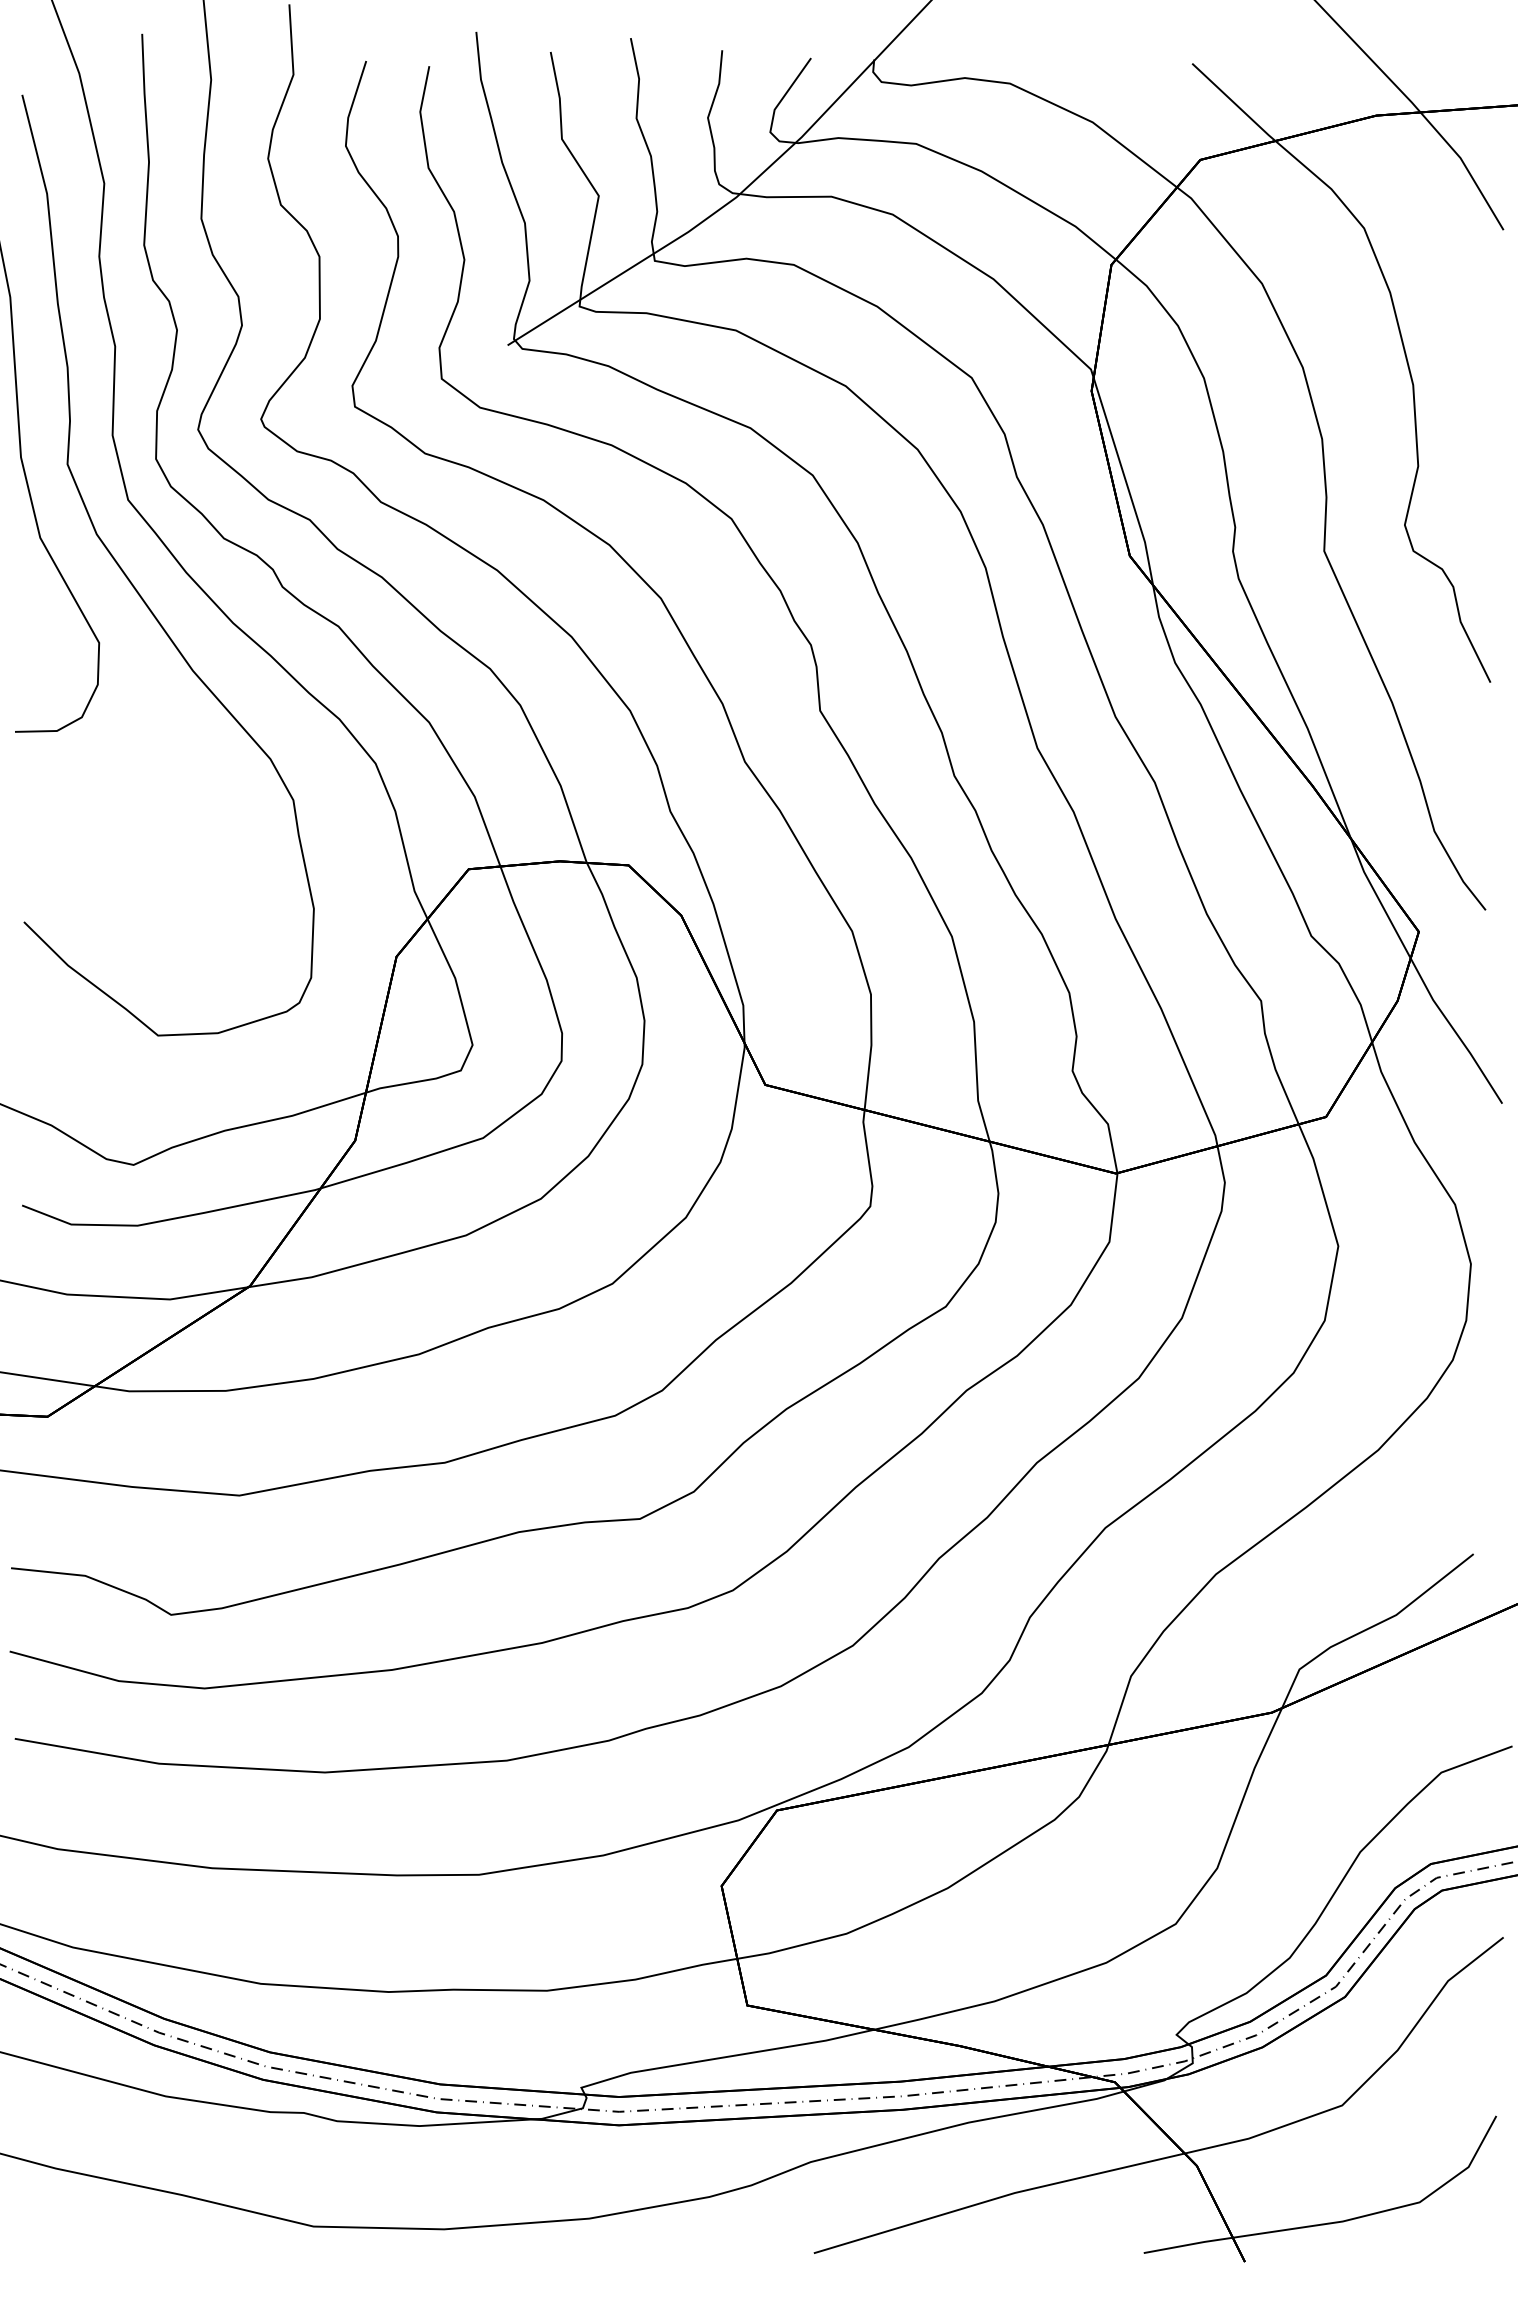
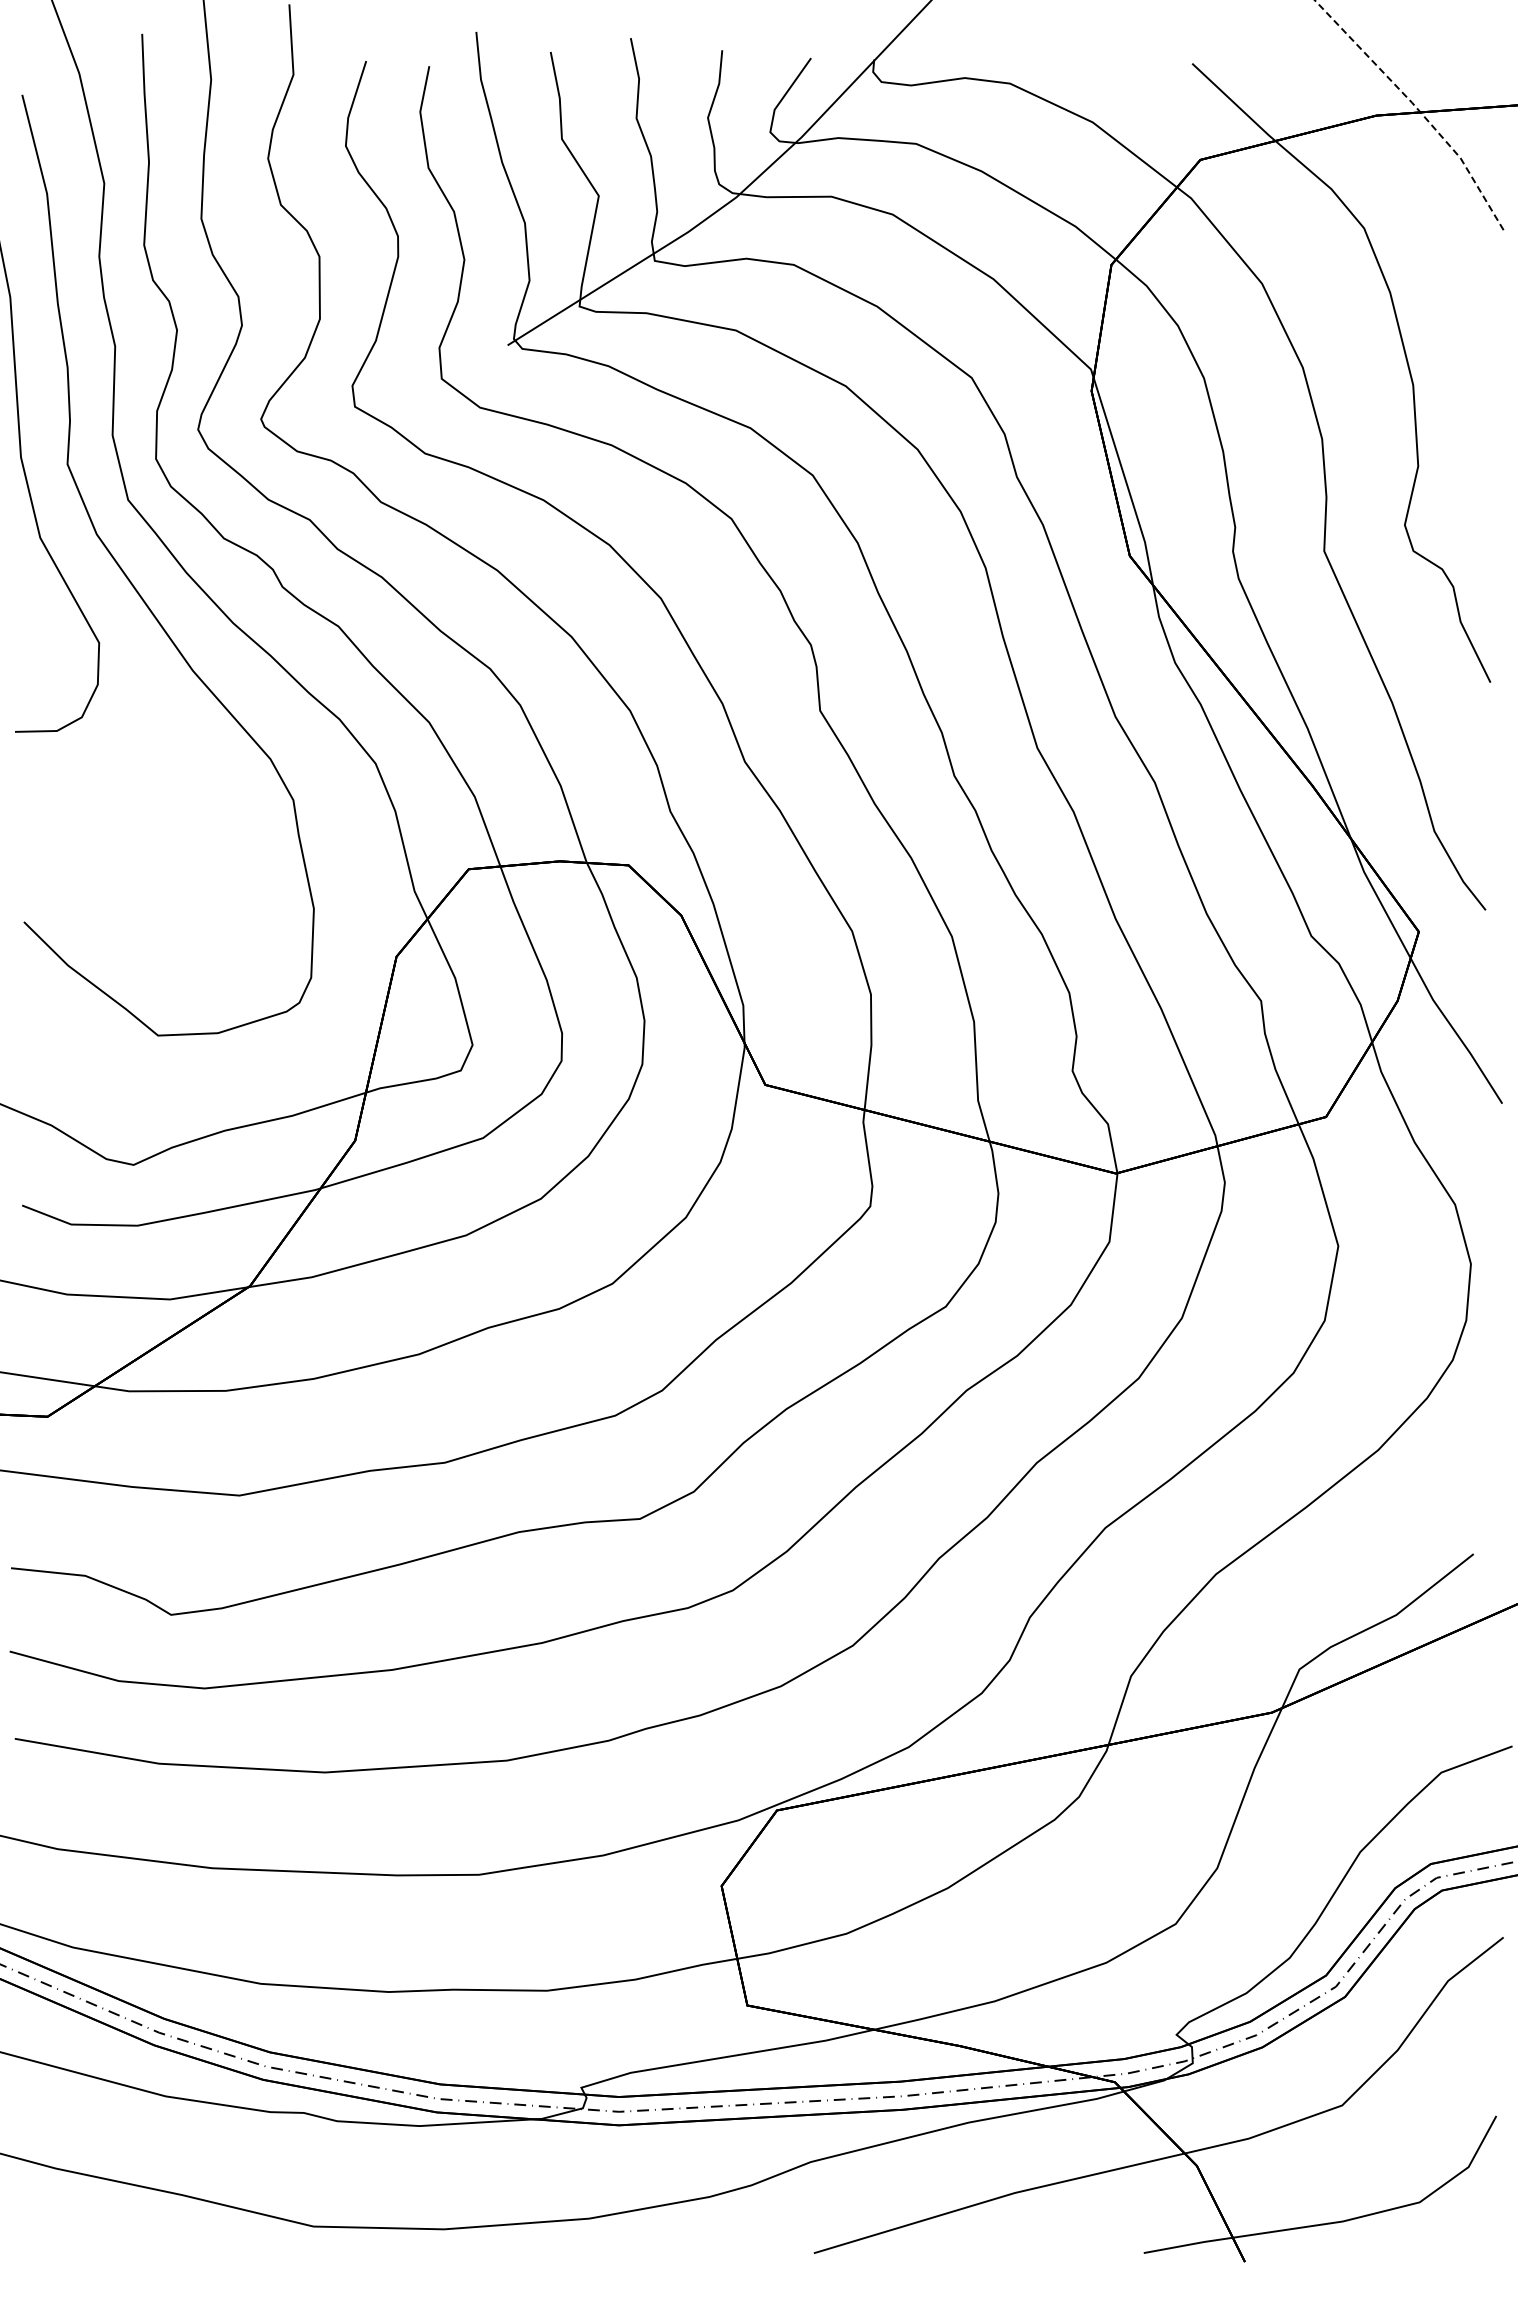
line: solid -> dashed (1417, 108)
